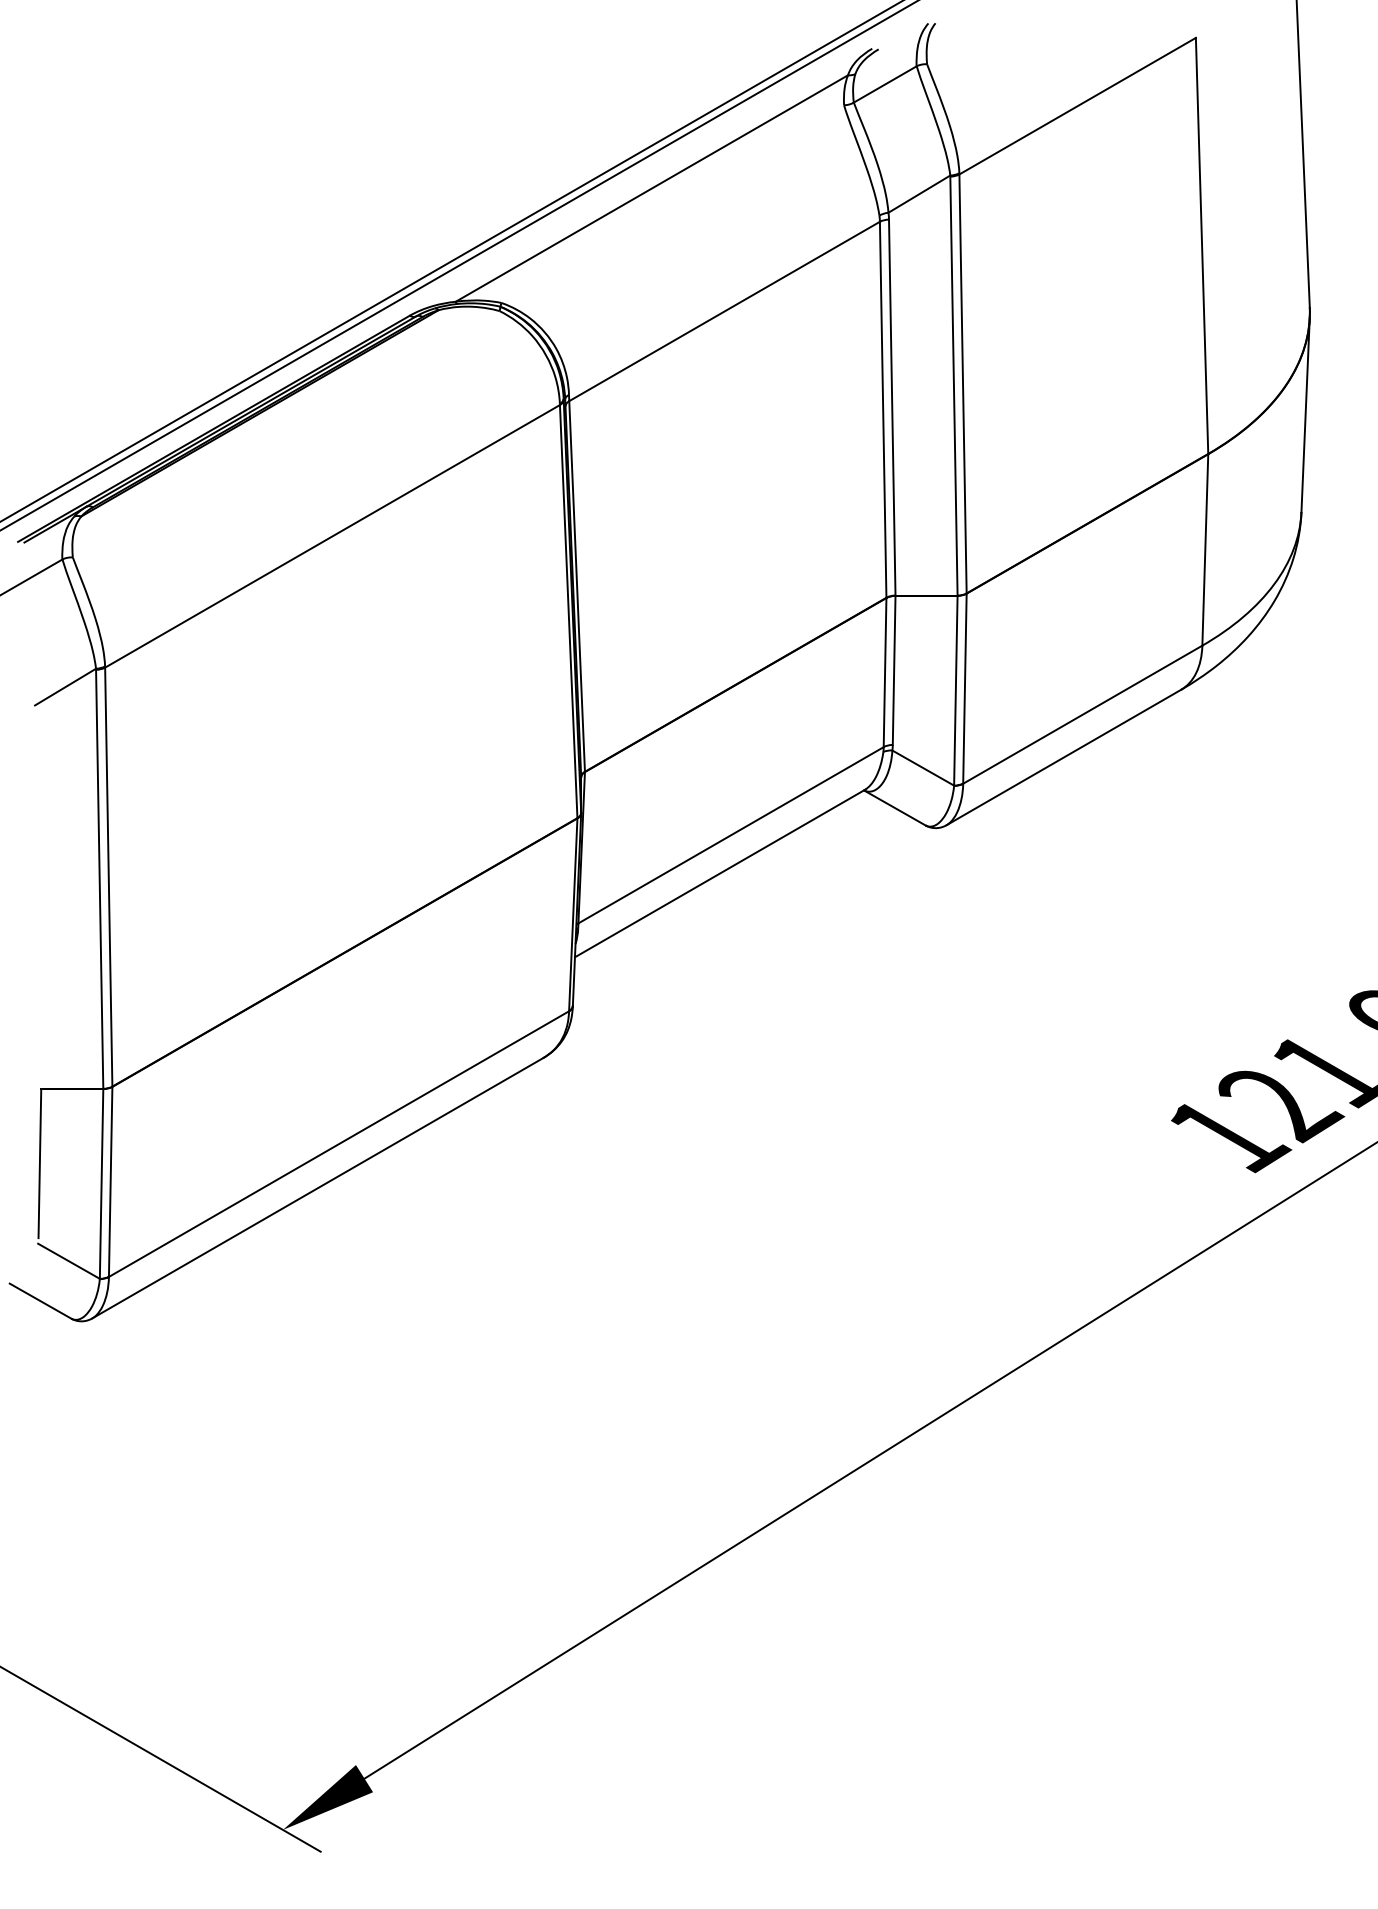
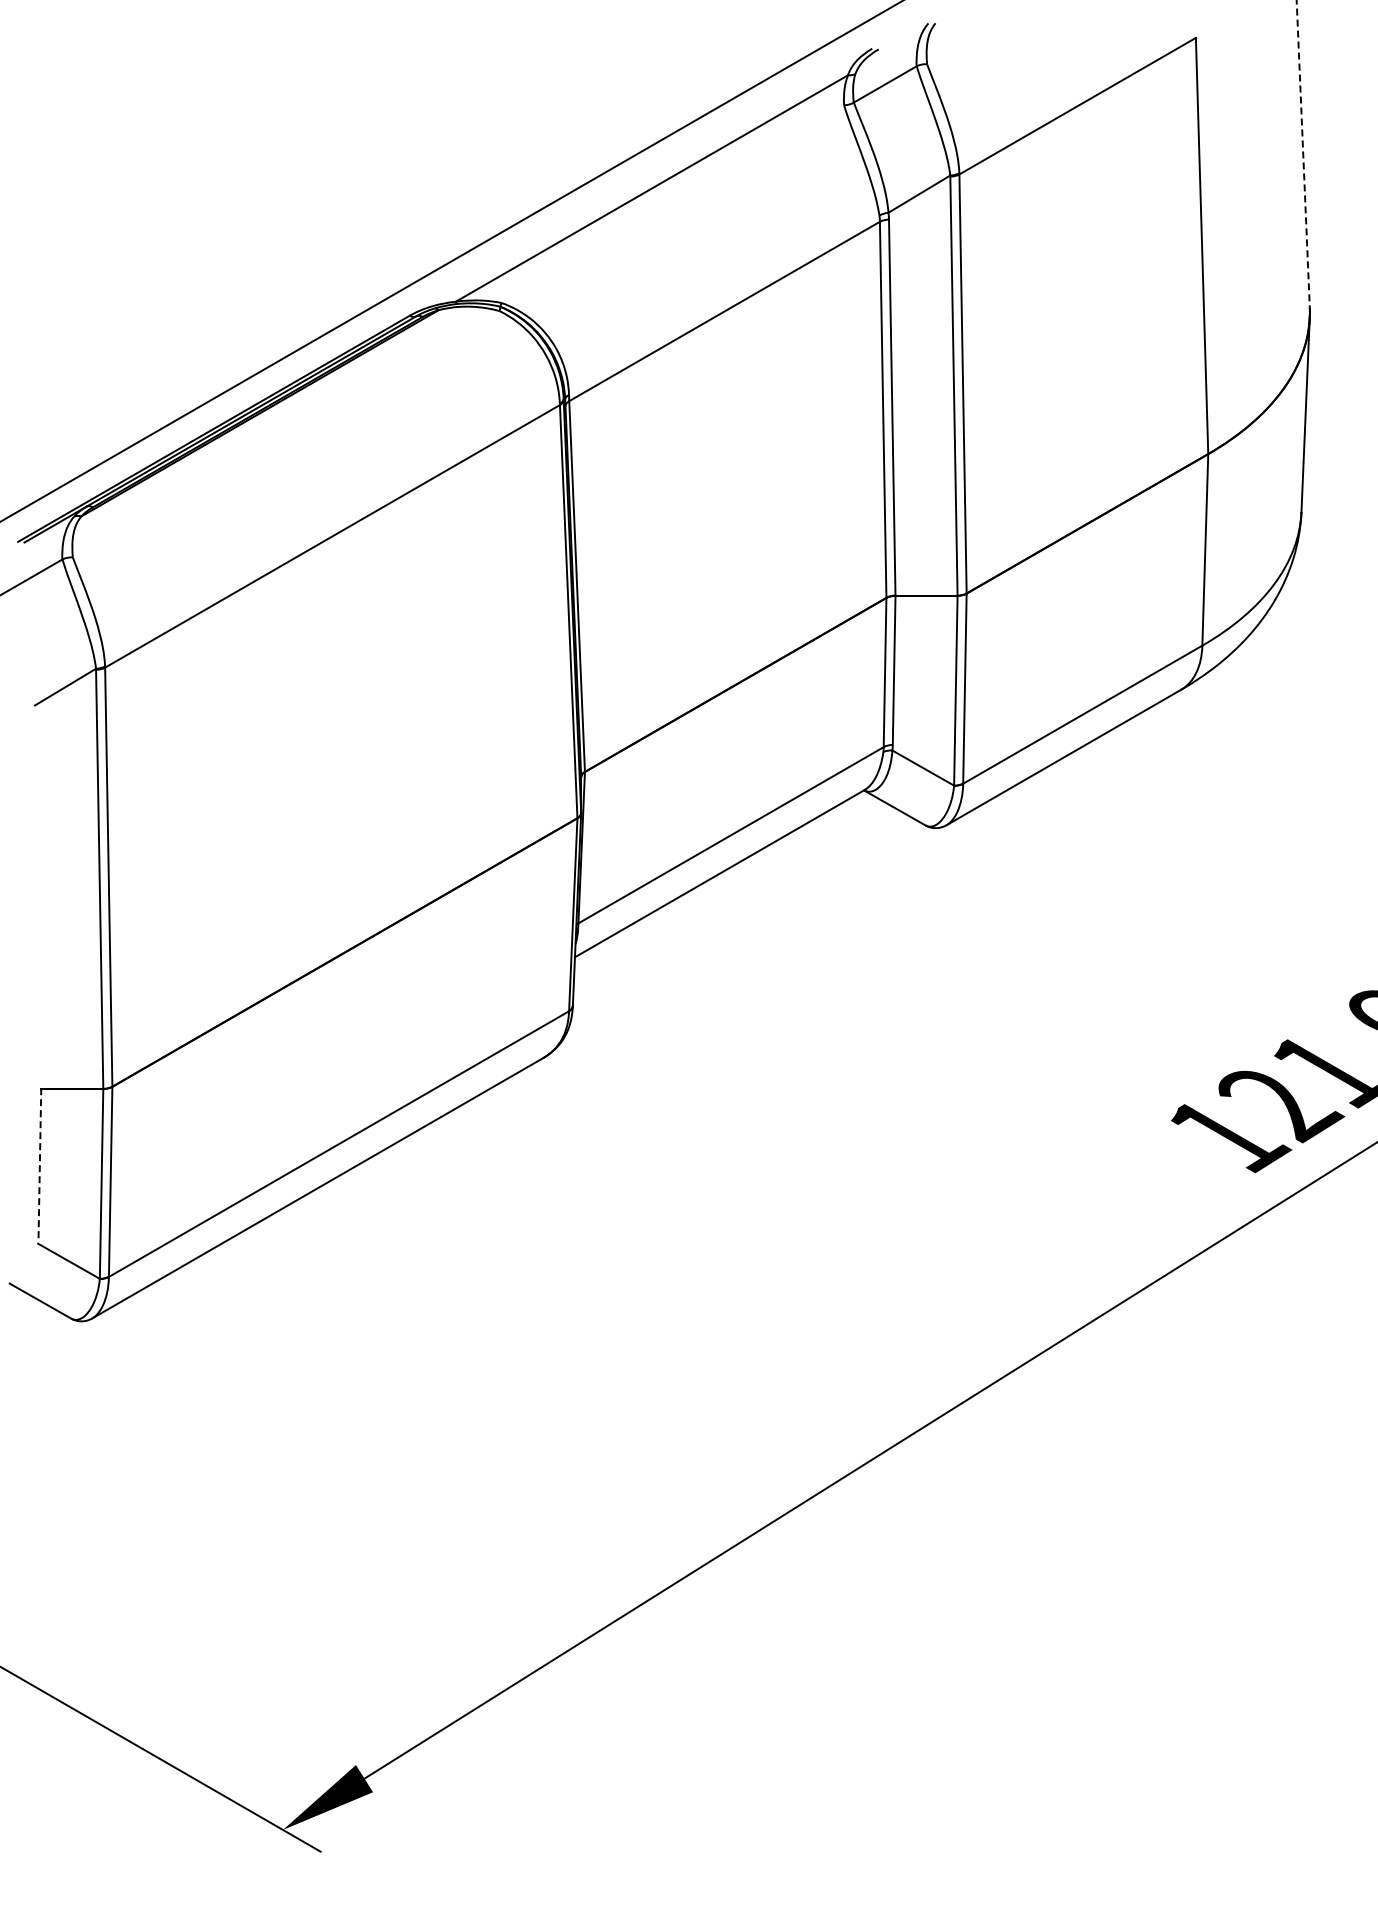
line: solid -> dashed (1303, 153)
line: present -> none (458, 265)
line: solid -> dashed (39, 1163)
